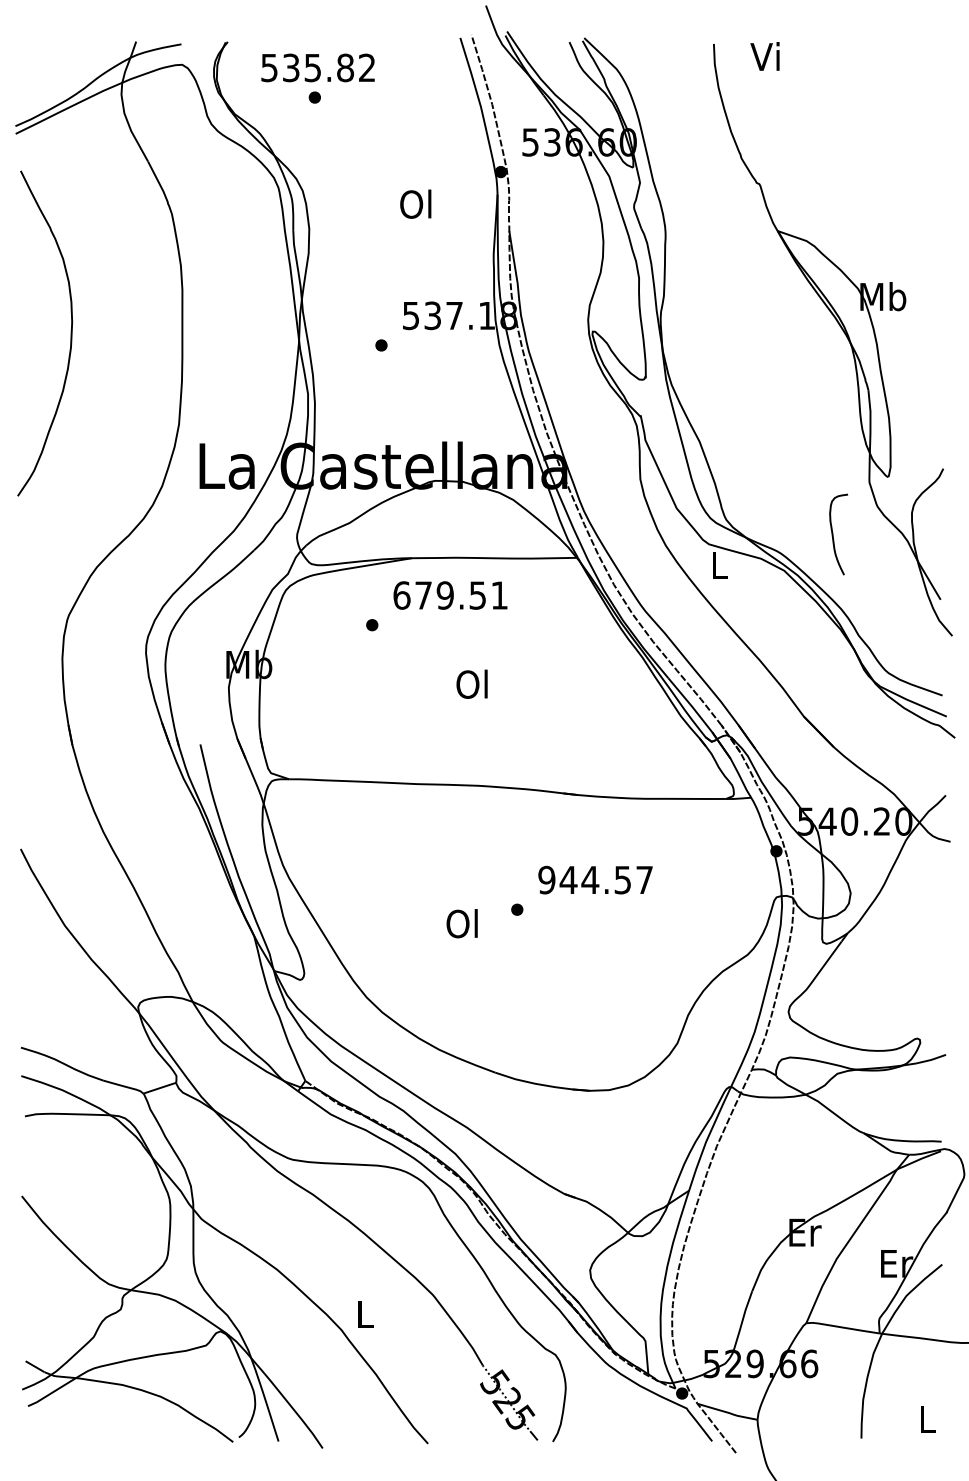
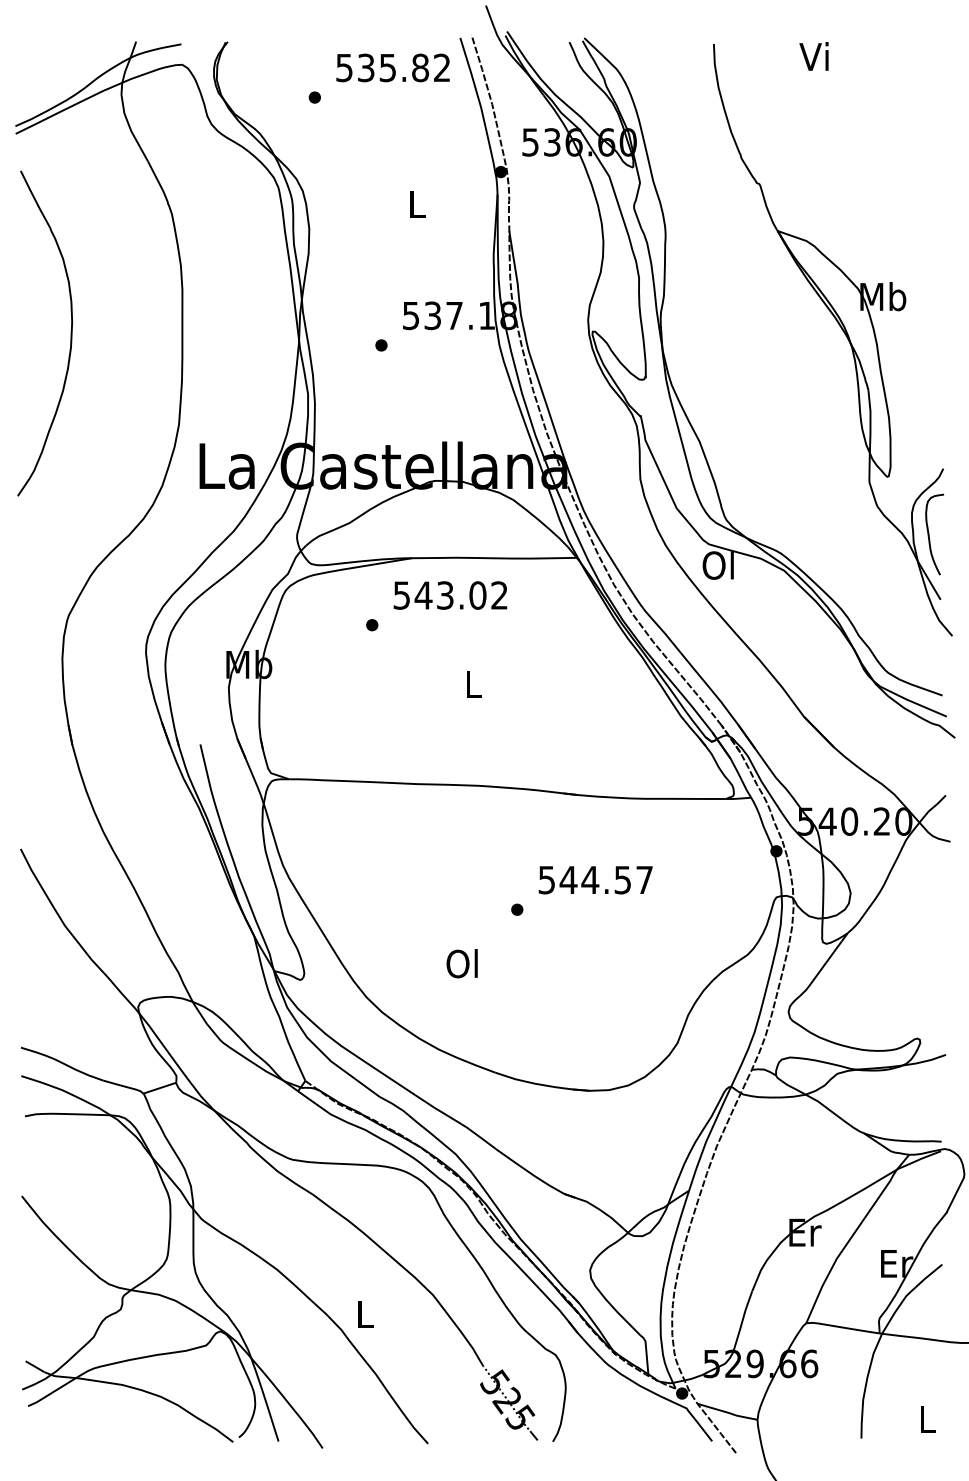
text position: (764, 56) -> (813, 56) (813, 56)
text position: (317, 67) -> (392, 67) (392, 67)
text: Ol -> L (415, 203)
curve position: (833, 534) -> (929, 534) (929, 534)
text: L -> Ol (717, 565)
text: 679.51 -> 543.02 (450, 595)
text: Ol -> L (471, 683)
text: 944.57 -> 544.57 (546, 879)
text position: (461, 923) -> (461, 963) (461, 963)
